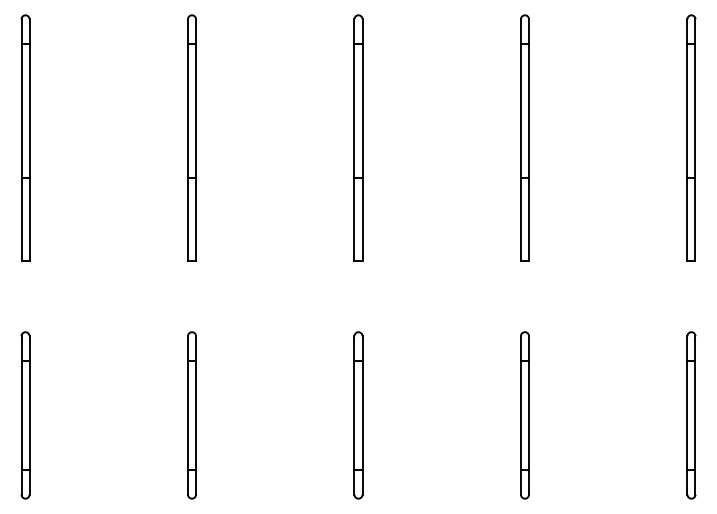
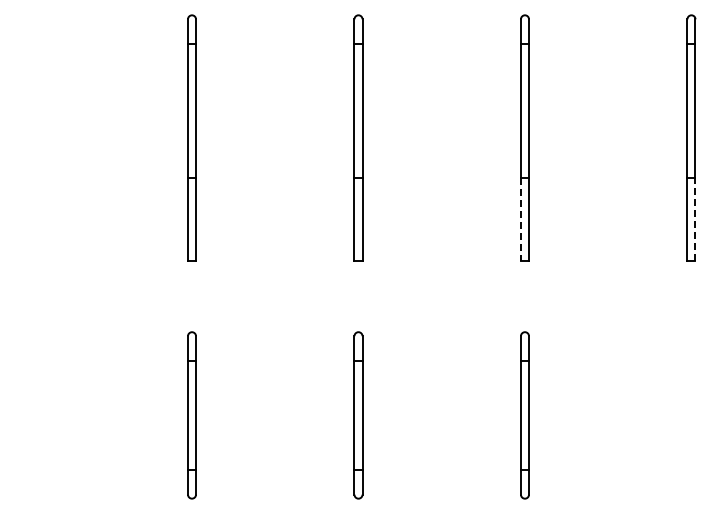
part: present -> none (25, 137)
line: solid -> dashed (520, 219)
line: solid -> dashed (695, 219)
part: present -> none (25, 415)
part: present -> none (691, 415)
